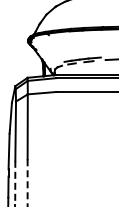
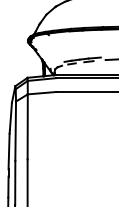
line: dashed -> solid (15, 183)
line: dashed -> solid (27, 183)
